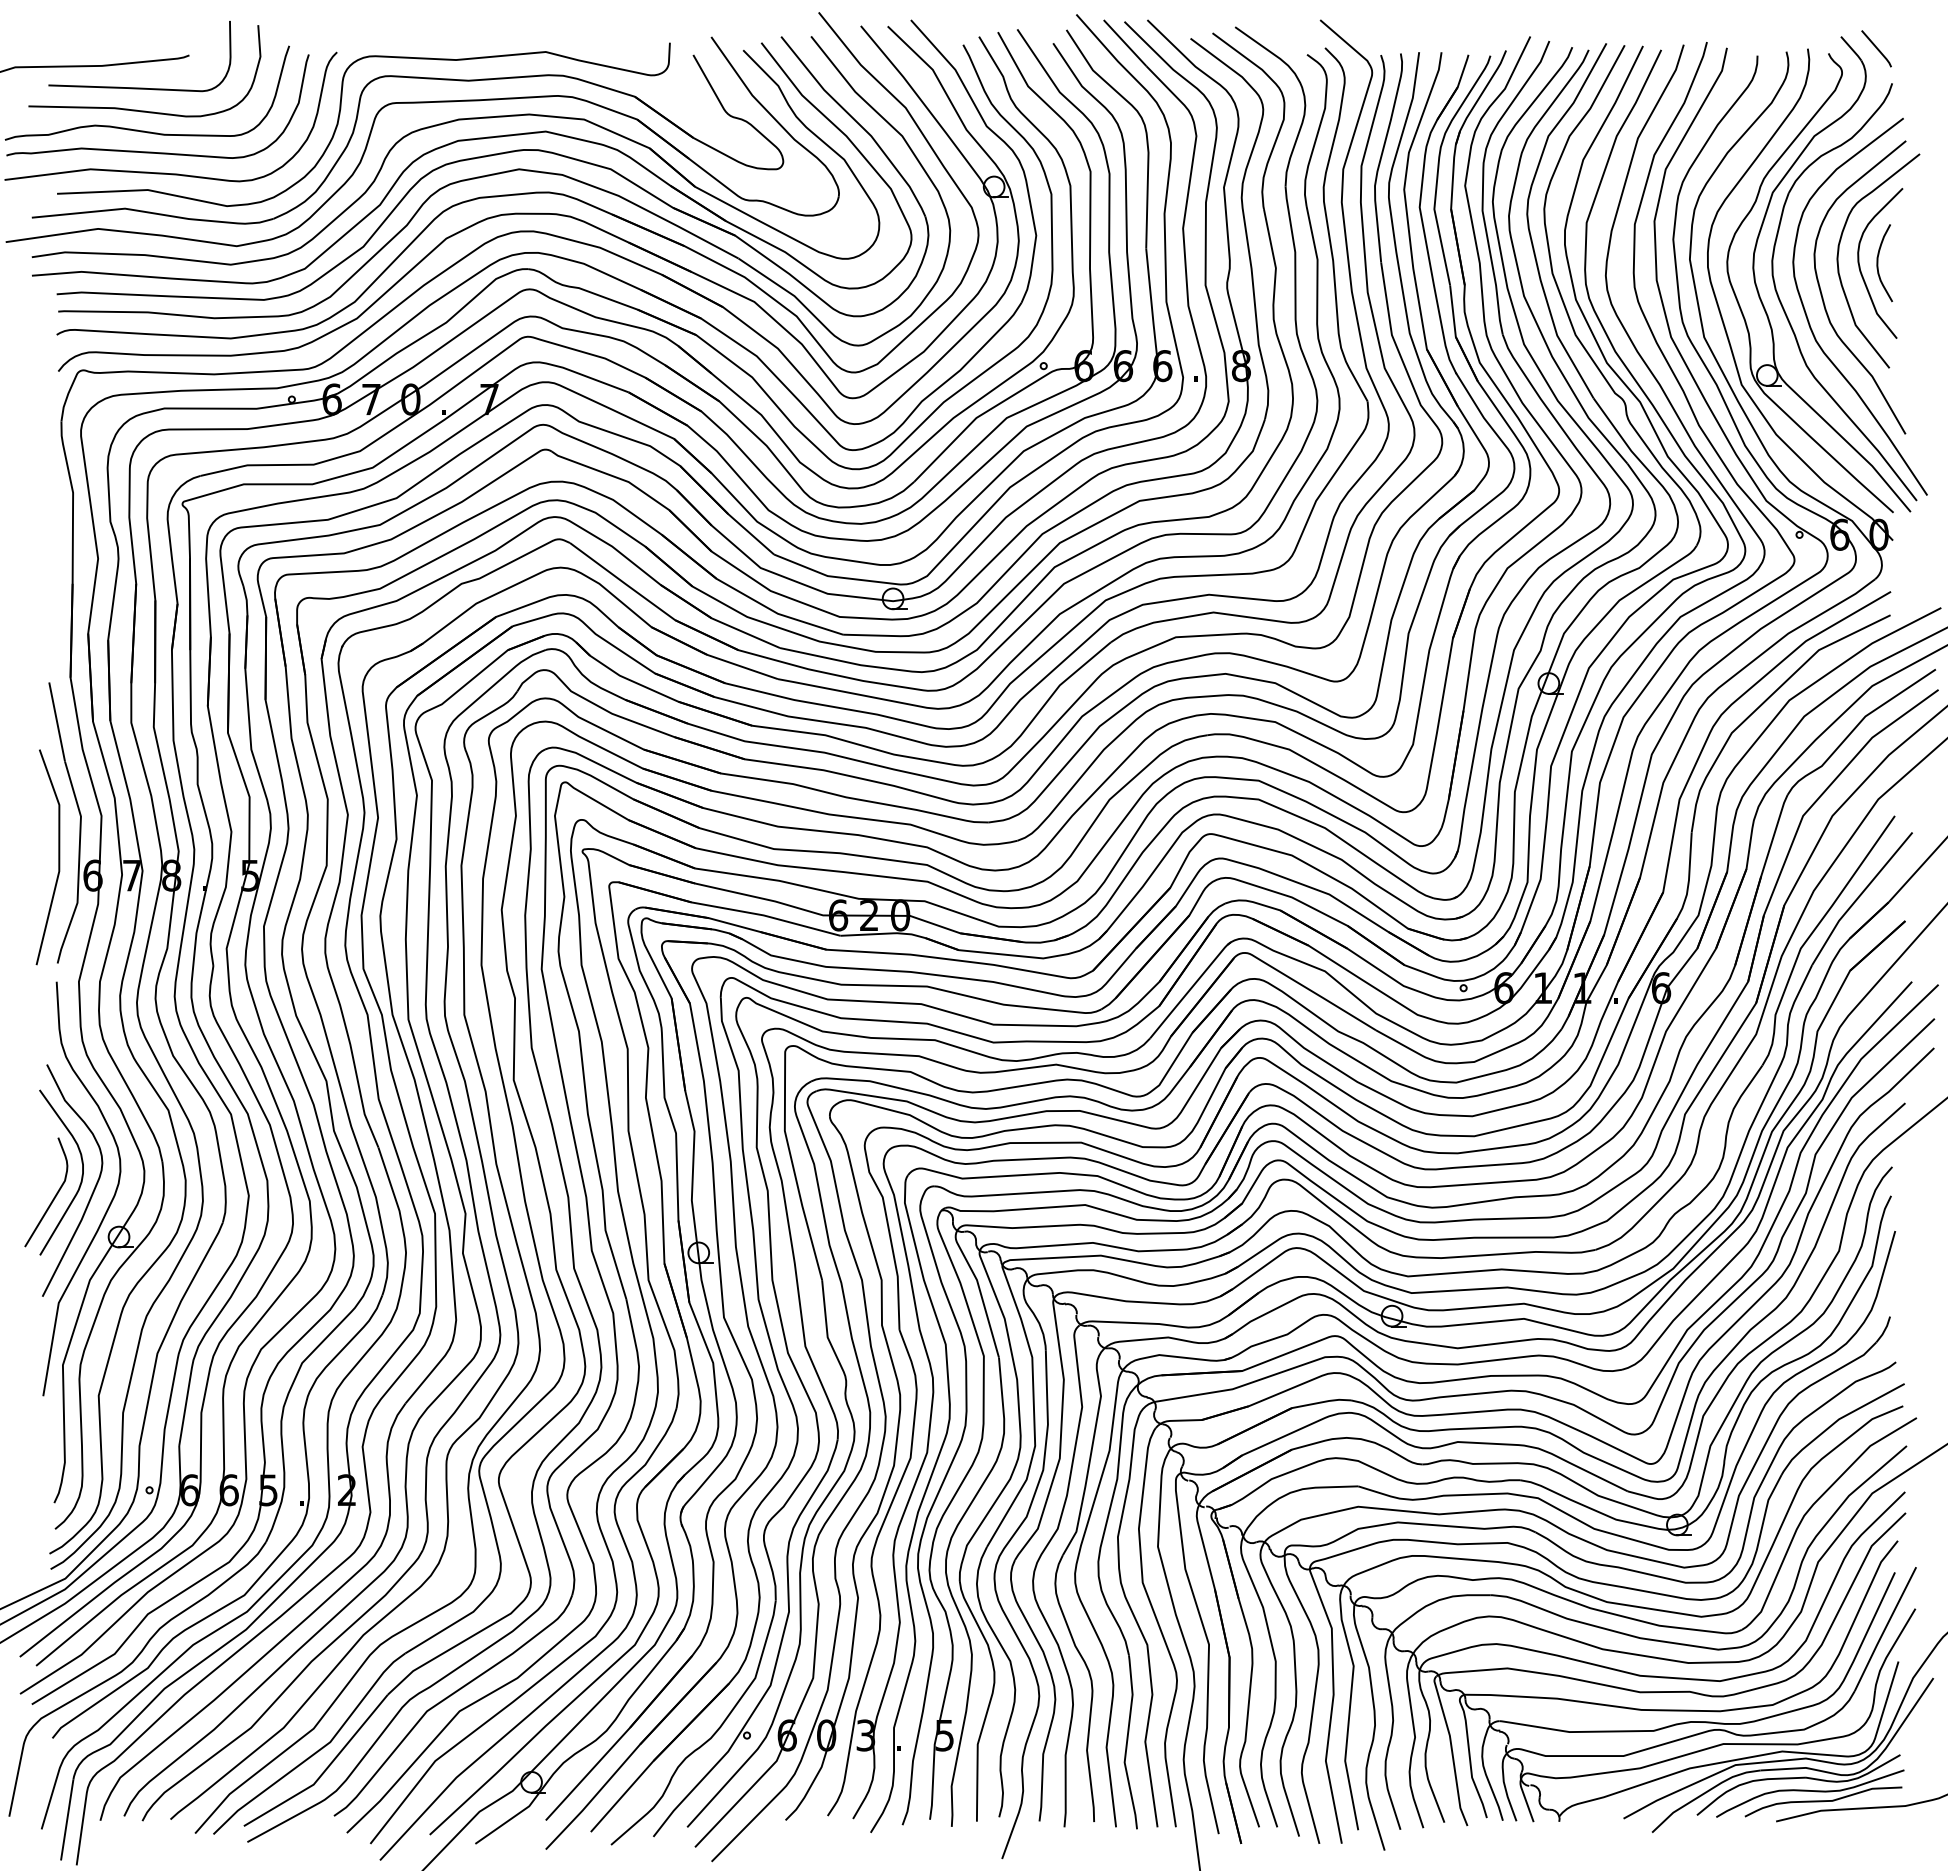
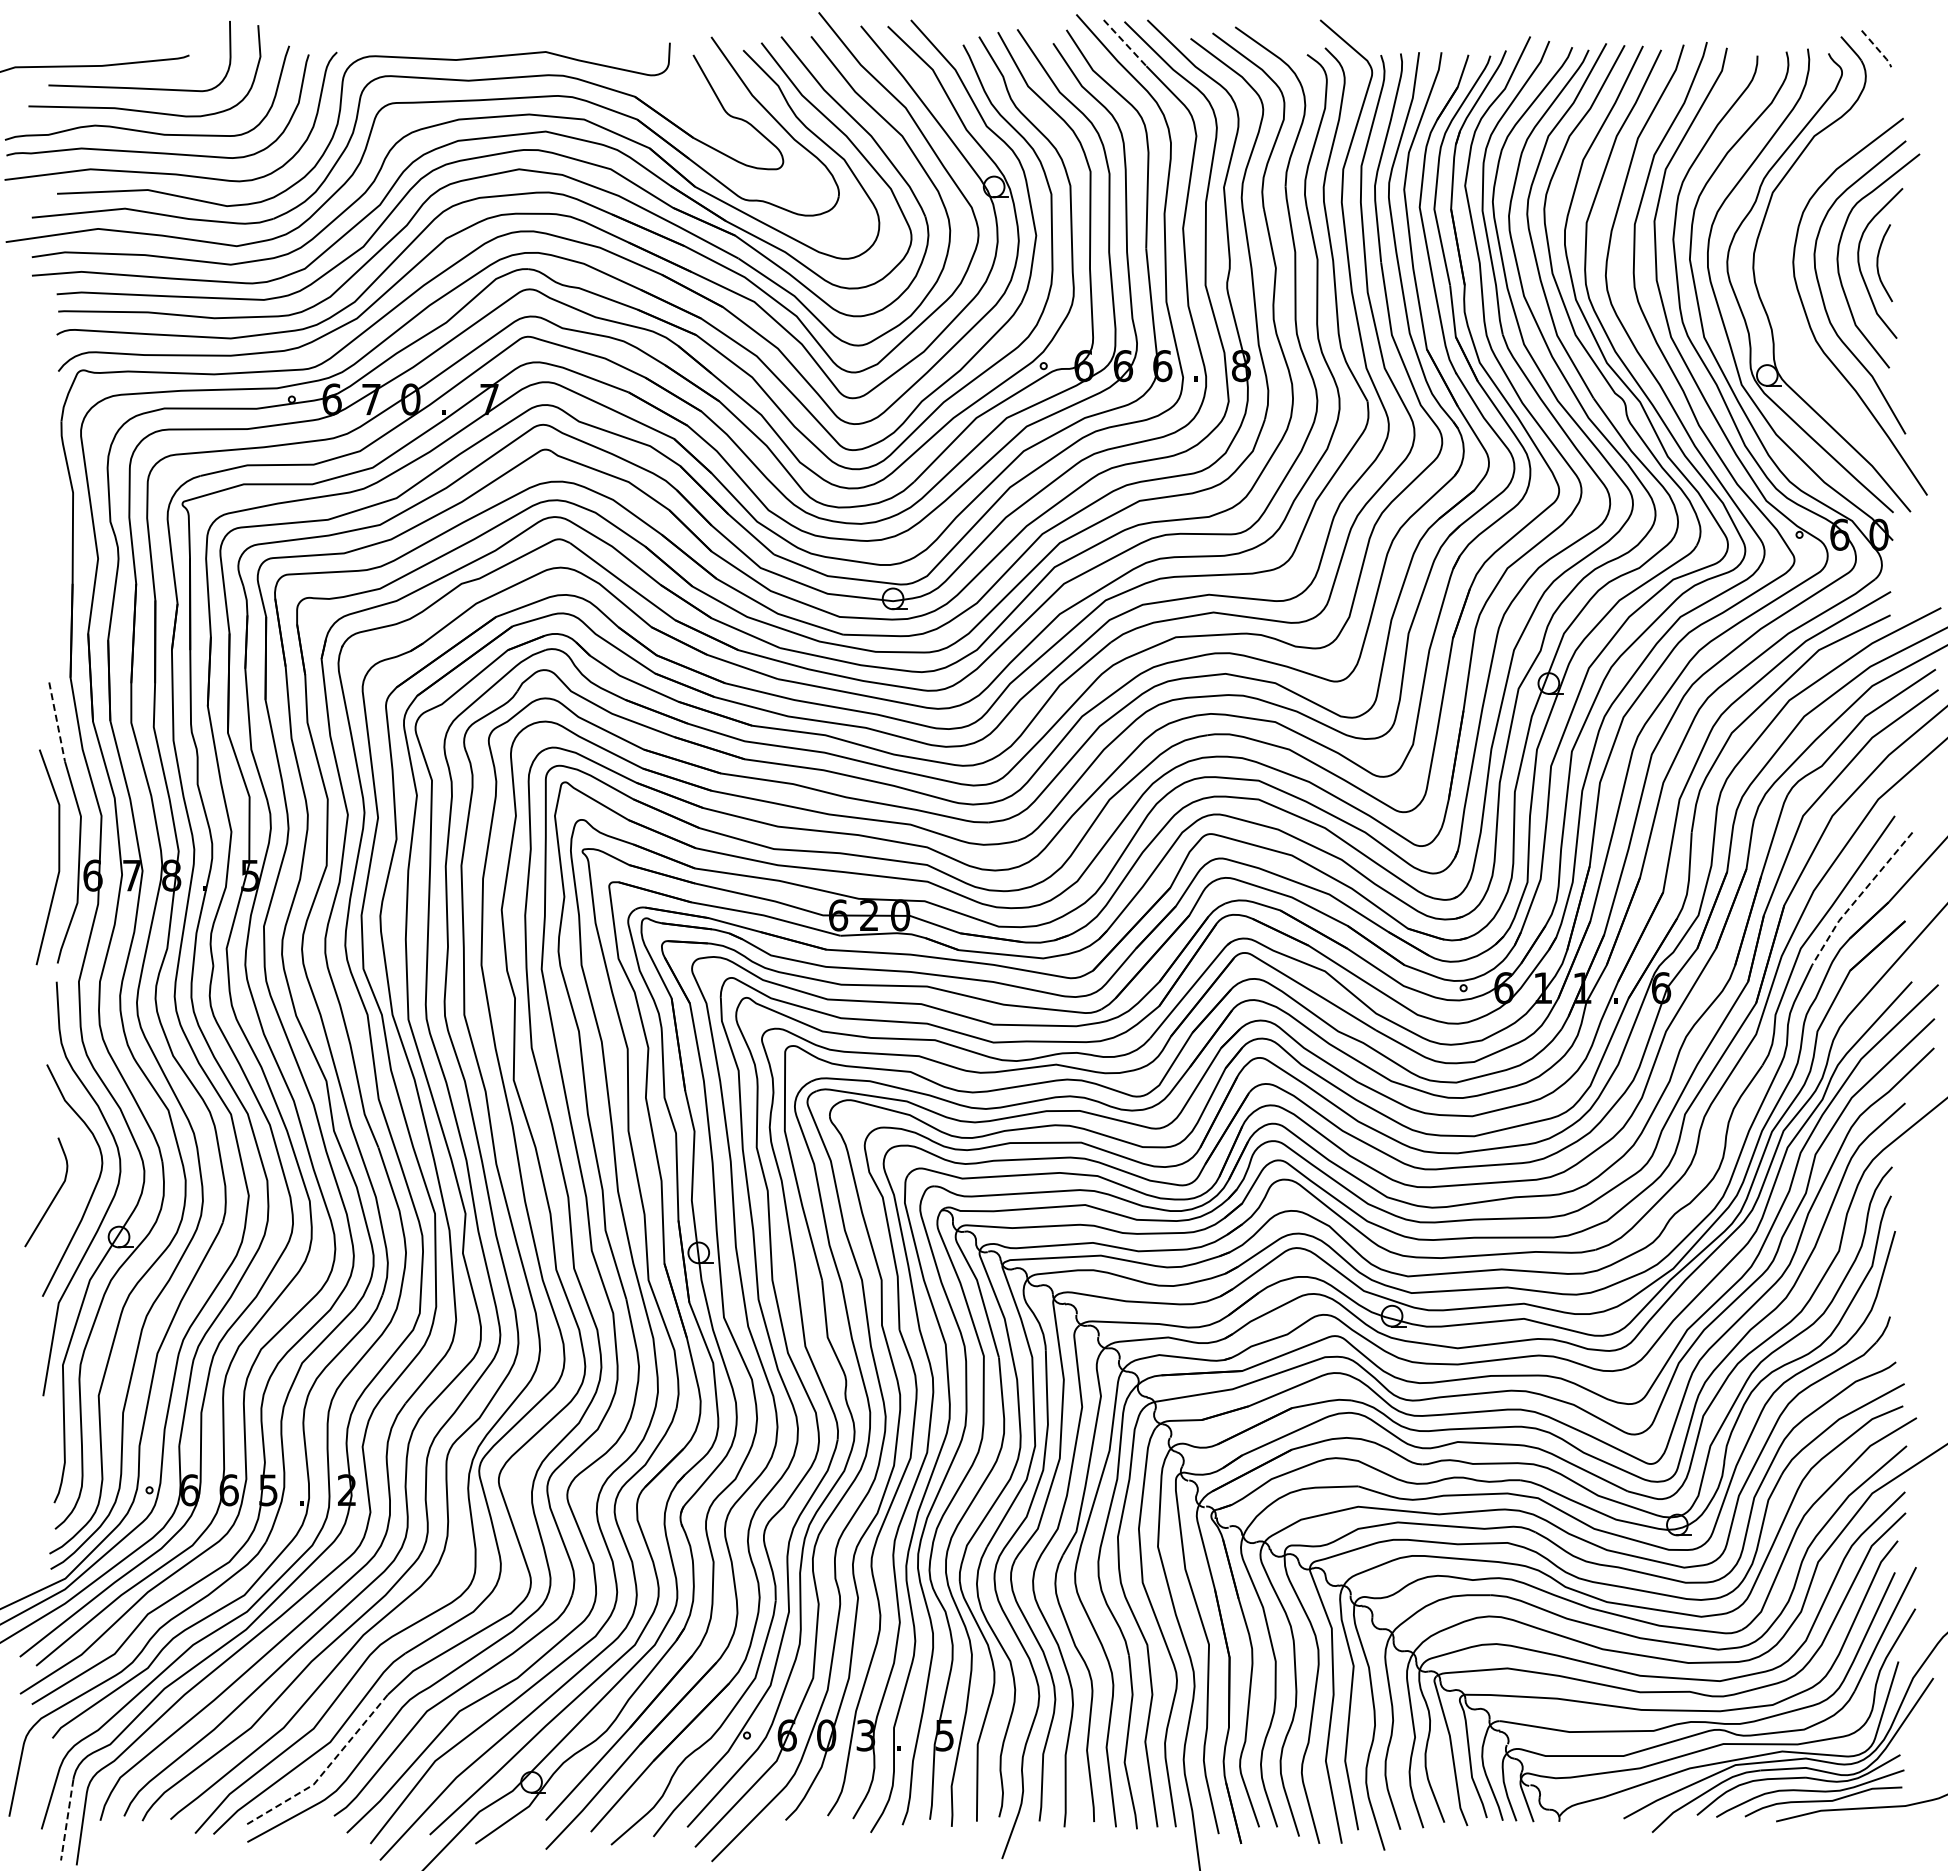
line: solid -> dashed (1125, 43)
line: solid -> dashed (1878, 49)
part: present -> none (1788, 317)
line: solid -> dashed (57, 722)
line: solid -> dashed (1858, 897)
curve: present -> none (81, 1175)
line: solid -> dashed (324, 1771)
line: solid -> dashed (67, 1820)
